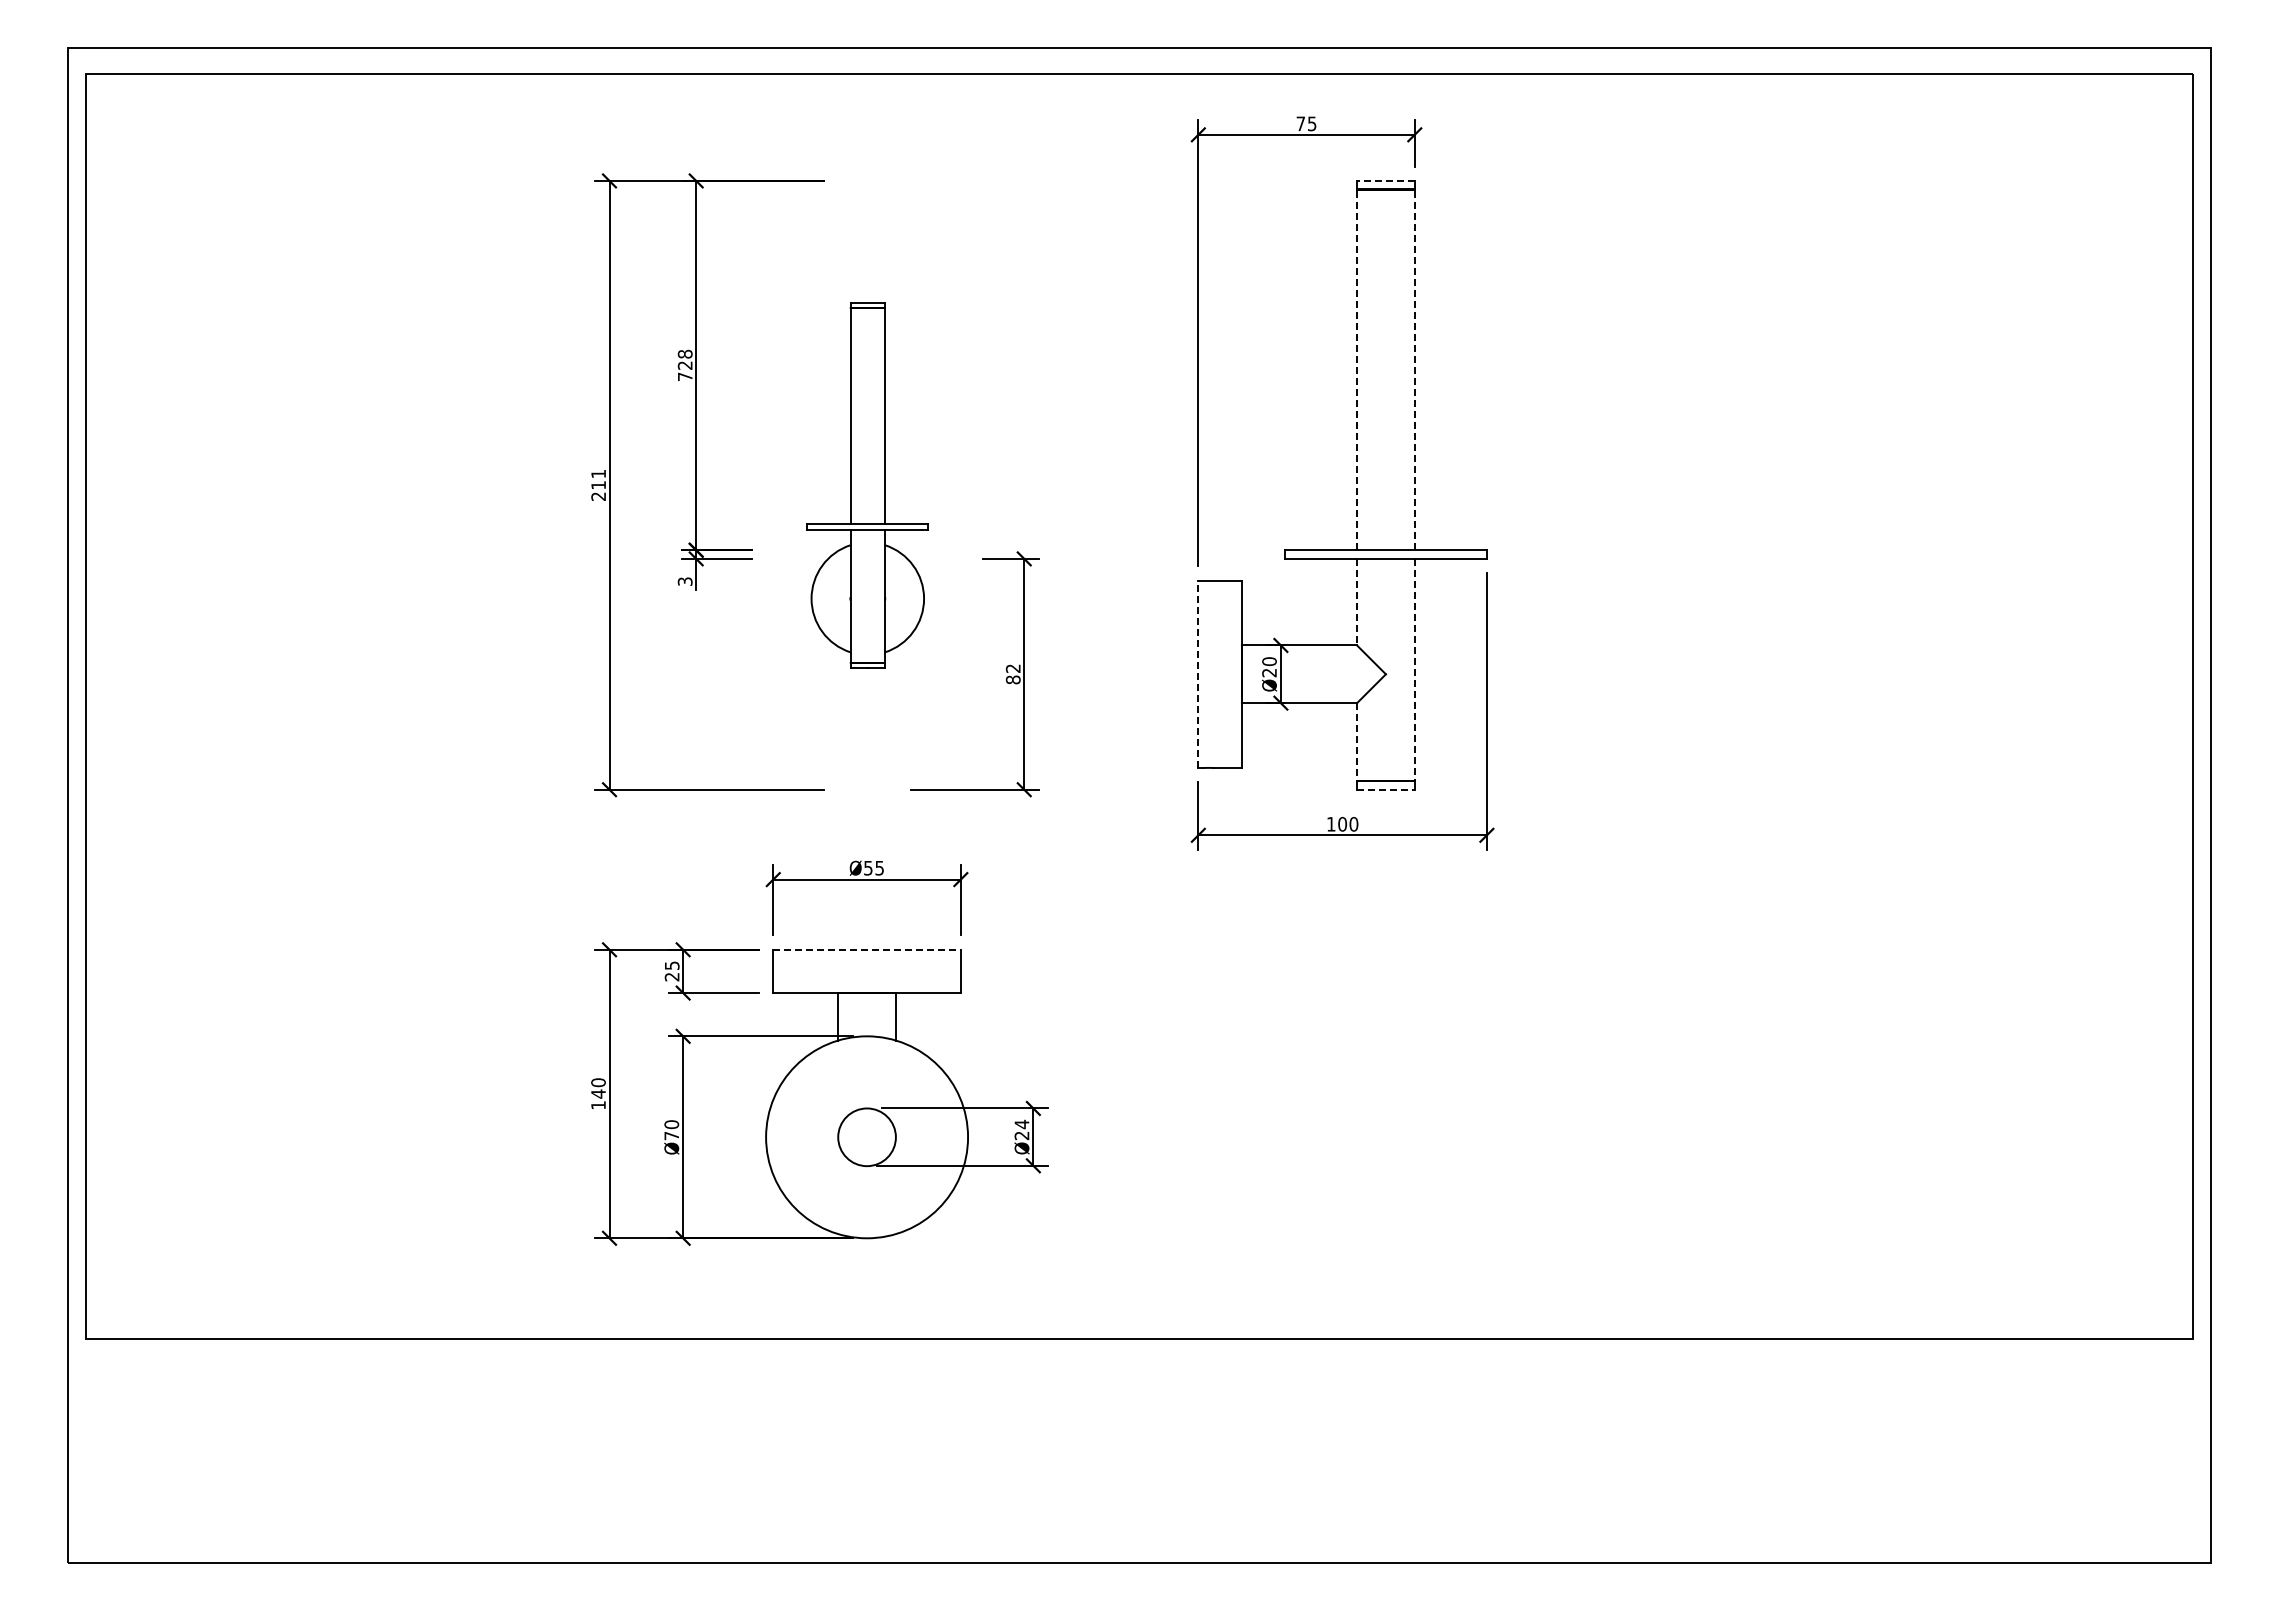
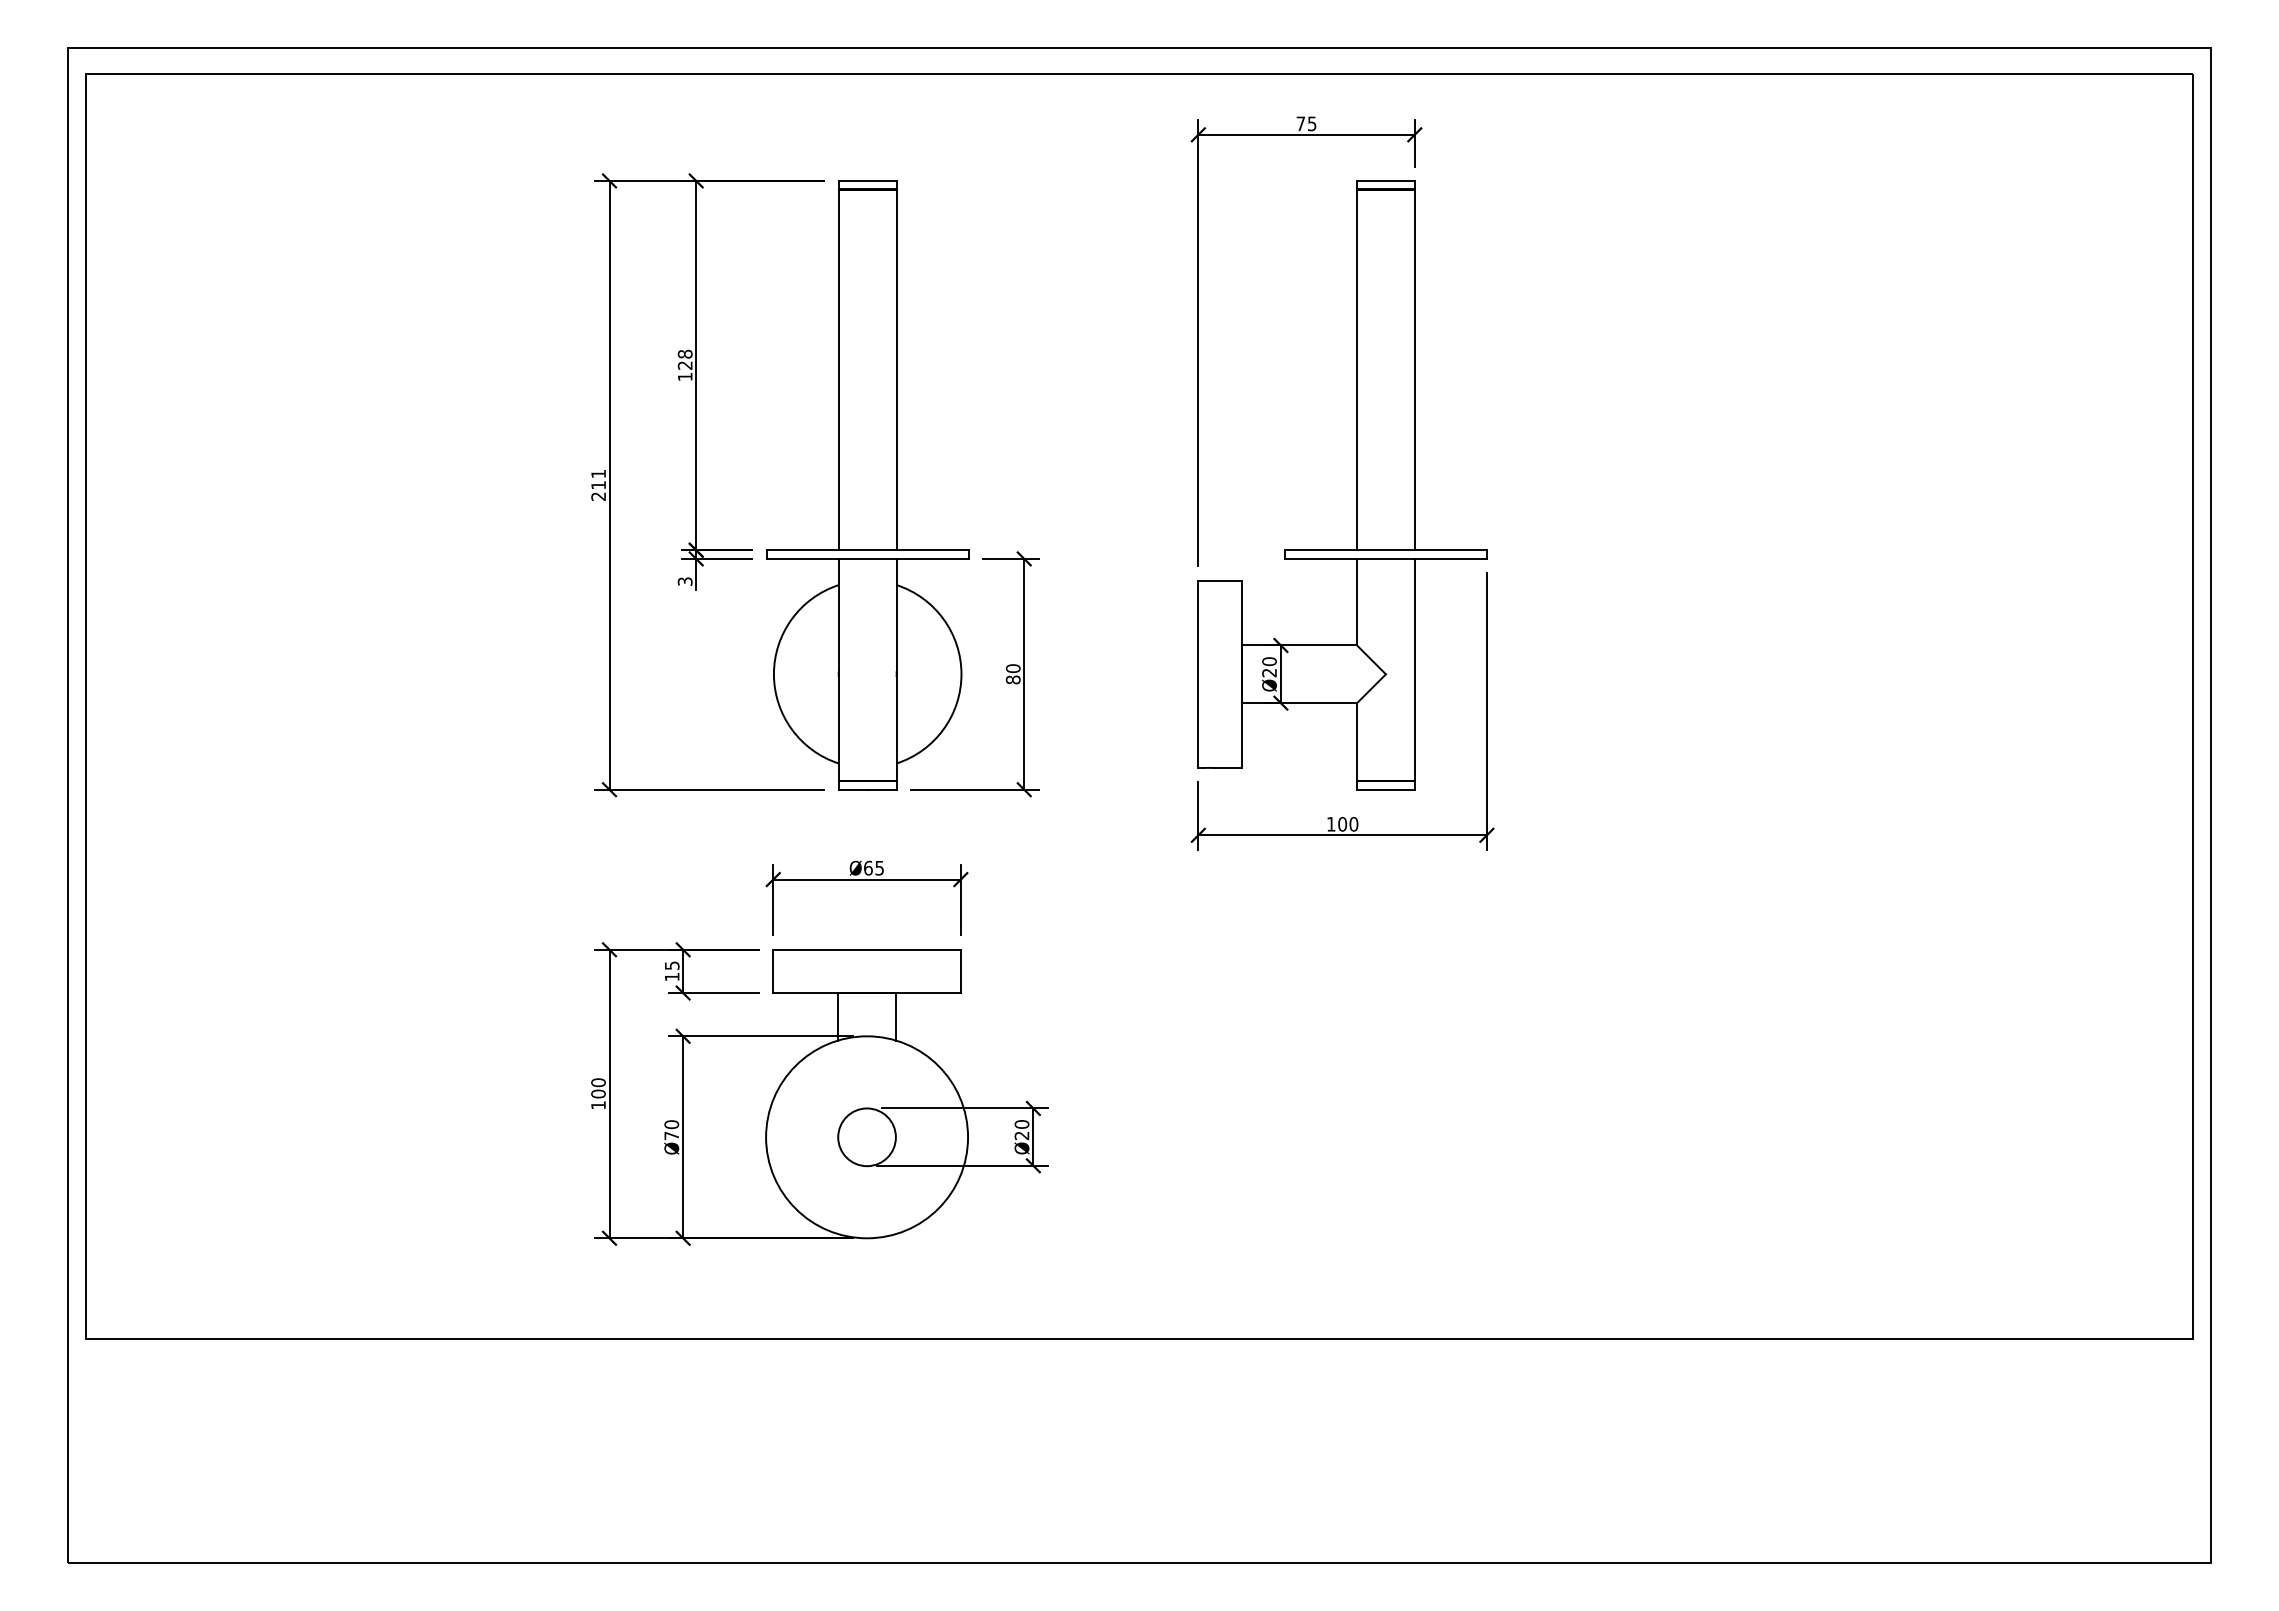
line: dashed -> solid (1385, 180)
line: dashed -> solid (1357, 369)
line: dashed -> solid (1414, 369)
text: 728 -> 128 (685, 376)
part size: 123x367 px -> 204x611 px (867, 485)
line: dashed -> solid (1357, 602)
text: 82 -> 80 (1013, 668)
line: dashed -> solid (1414, 669)
line: dashed -> solid (1198, 674)
line: dashed -> solid (1357, 741)
line: dashed -> solid (1385, 789)
text: Ø55 -> Ø65 (868, 867)
line: dashed -> solid (867, 949)
text: 25 -> 15 (671, 977)
text: 140 -> 100 (598, 1093)
text: Ø24 -> Ø20 (1021, 1124)
